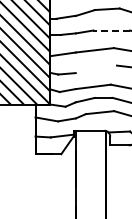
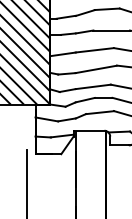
line: dashed -> solid (111, 30)
line: none -> present (95, 69)
line: none -> present (27, 182)
